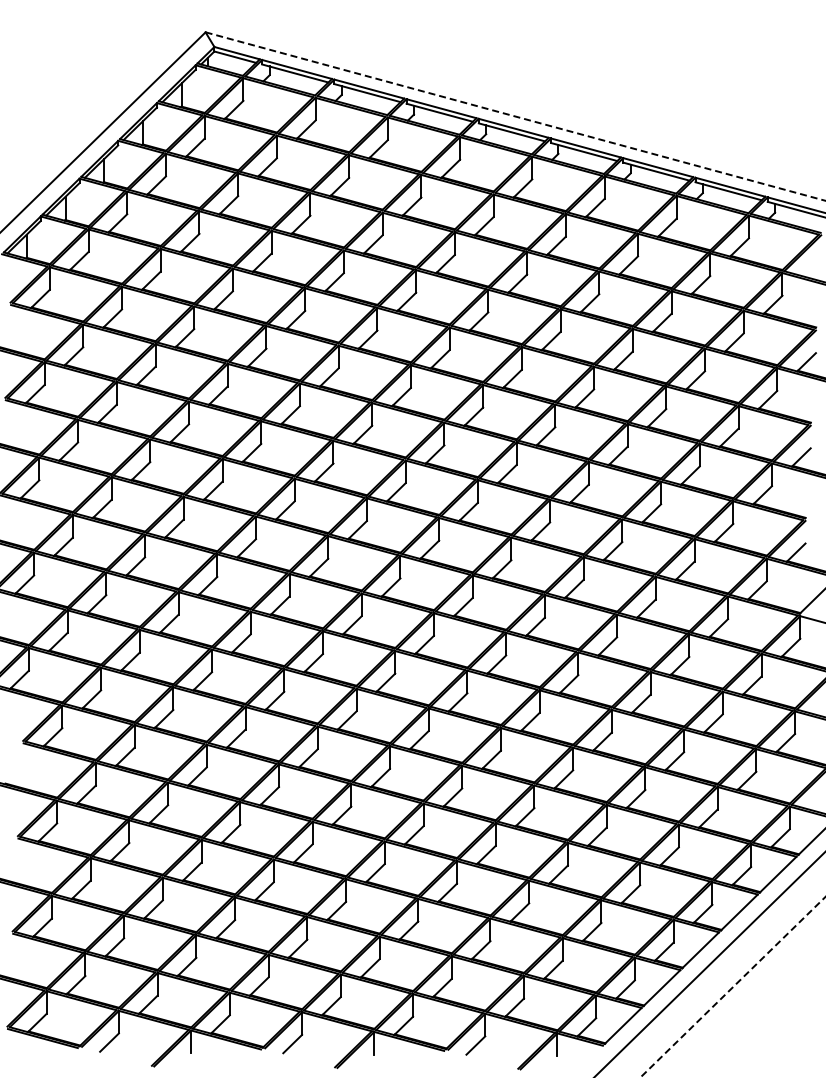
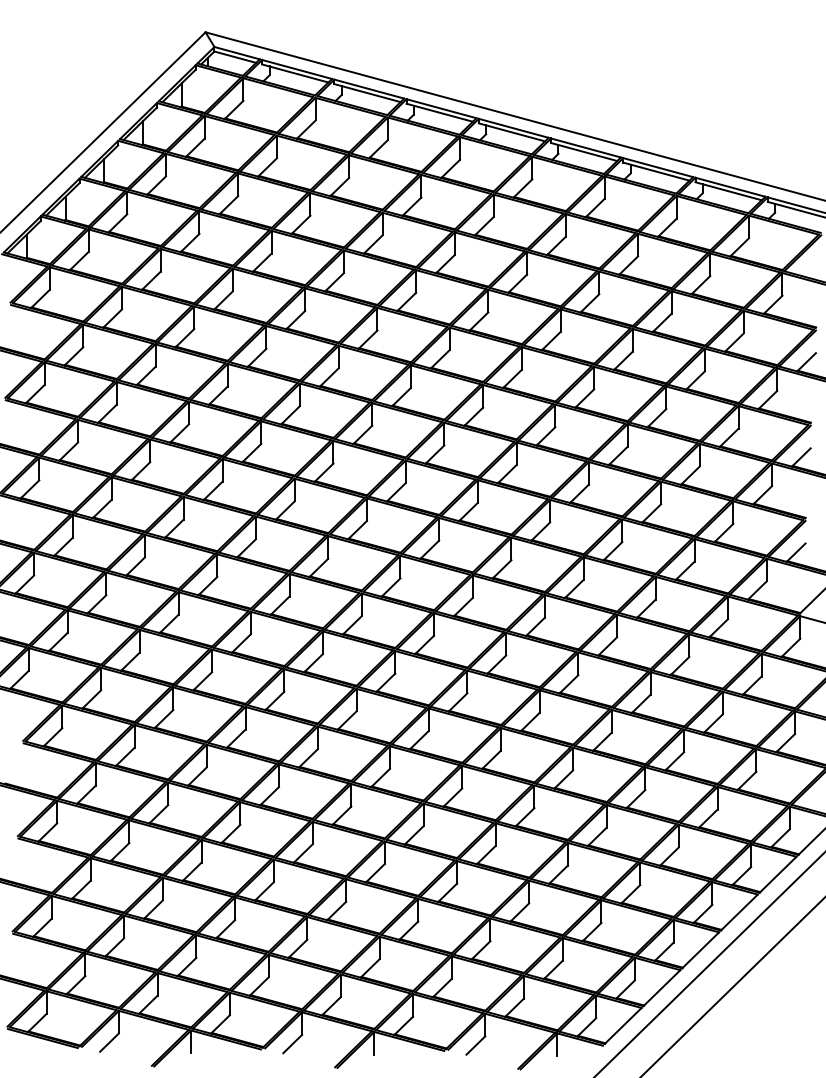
line: dashed -> solid (515, 116)
line: dashed -> solid (732, 987)
